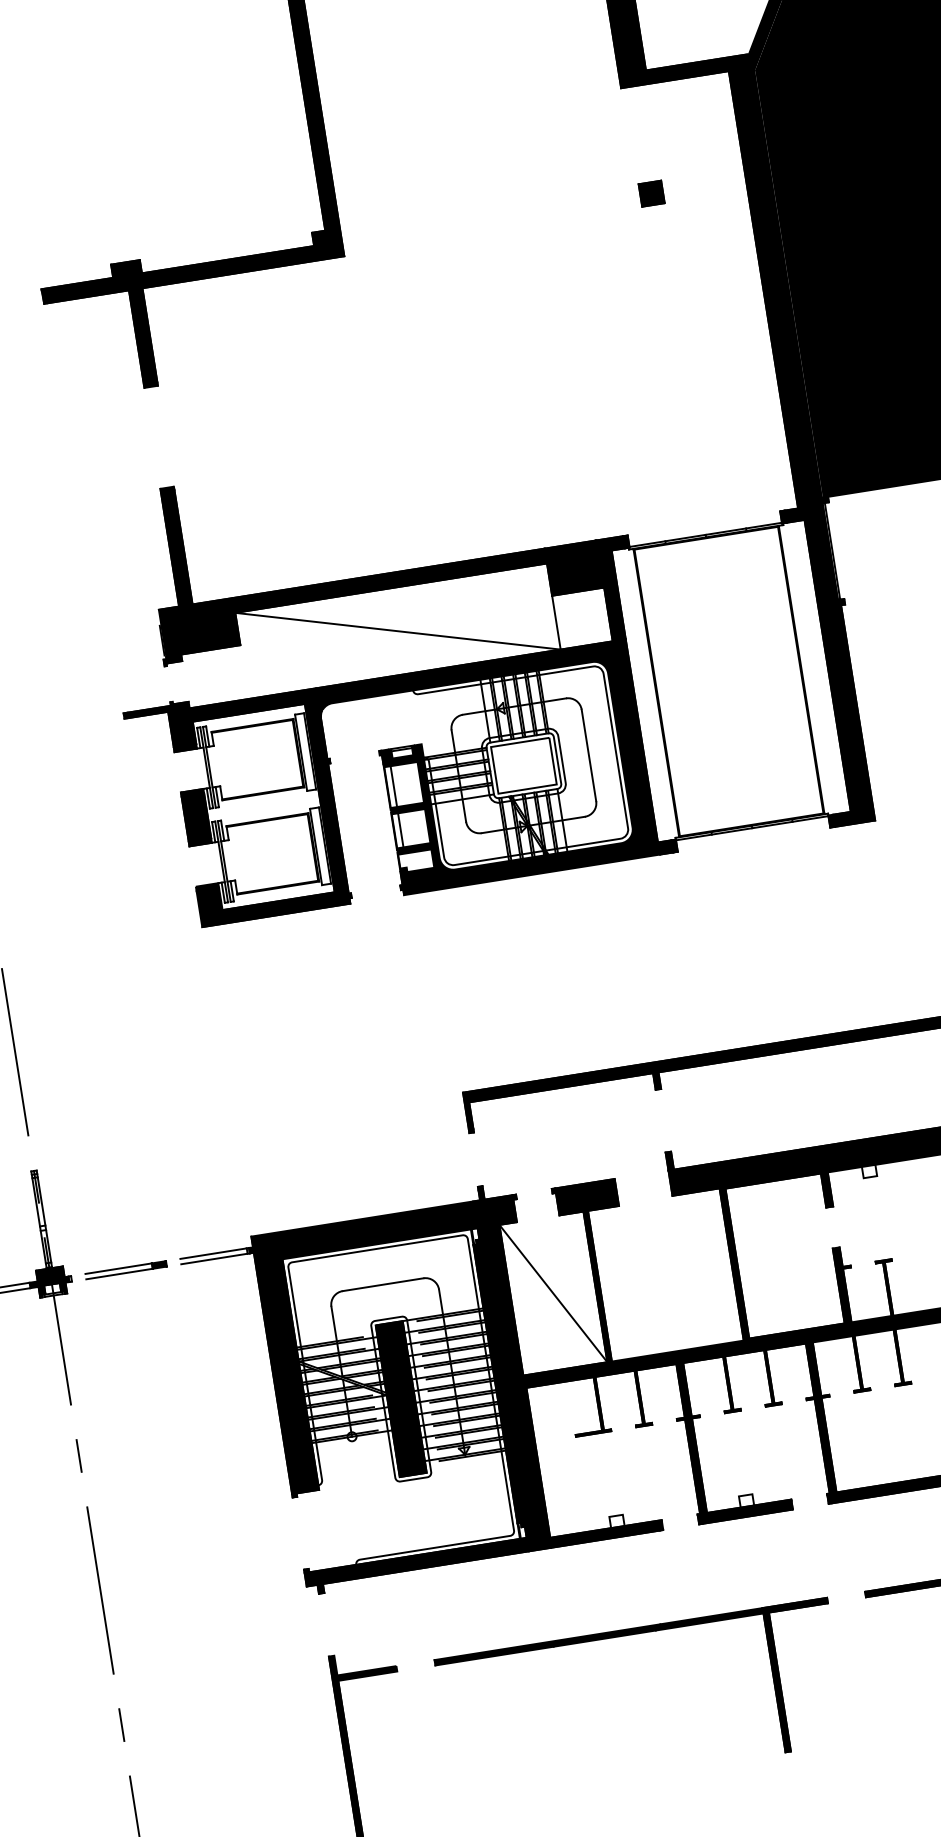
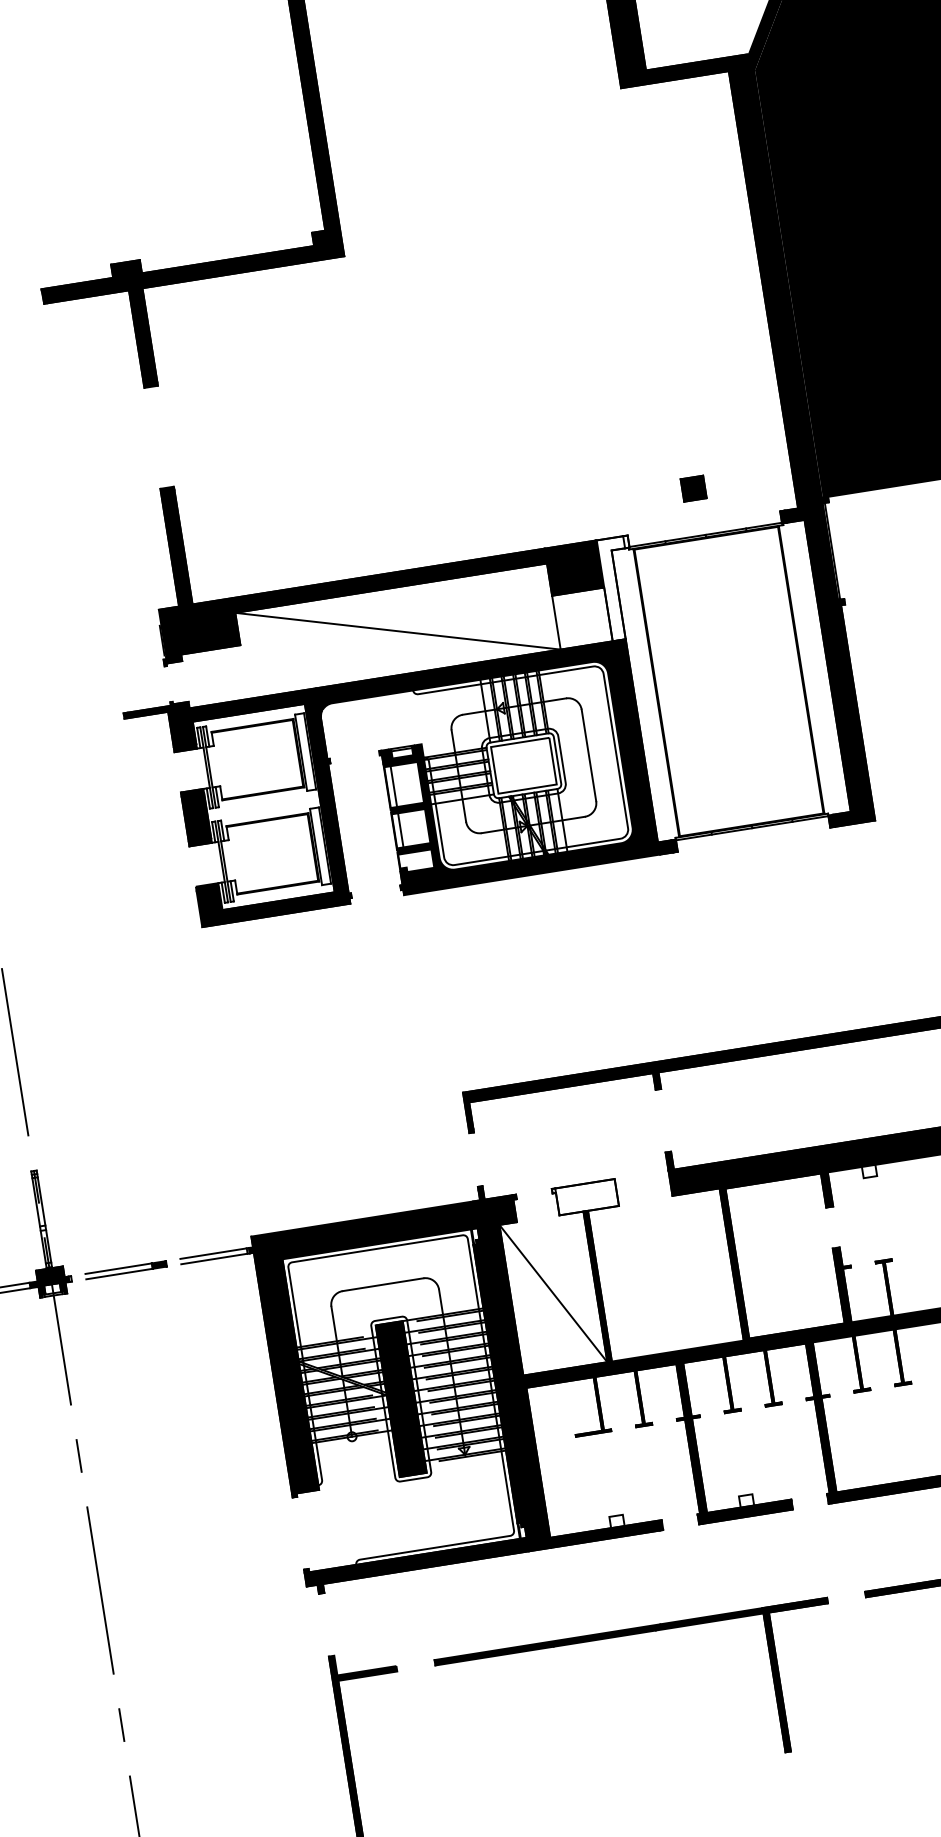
part position: (651, 193) -> (693, 488) (693, 488)
fill: present -> none (612, 588)
fill: present -> none (584, 1197)
